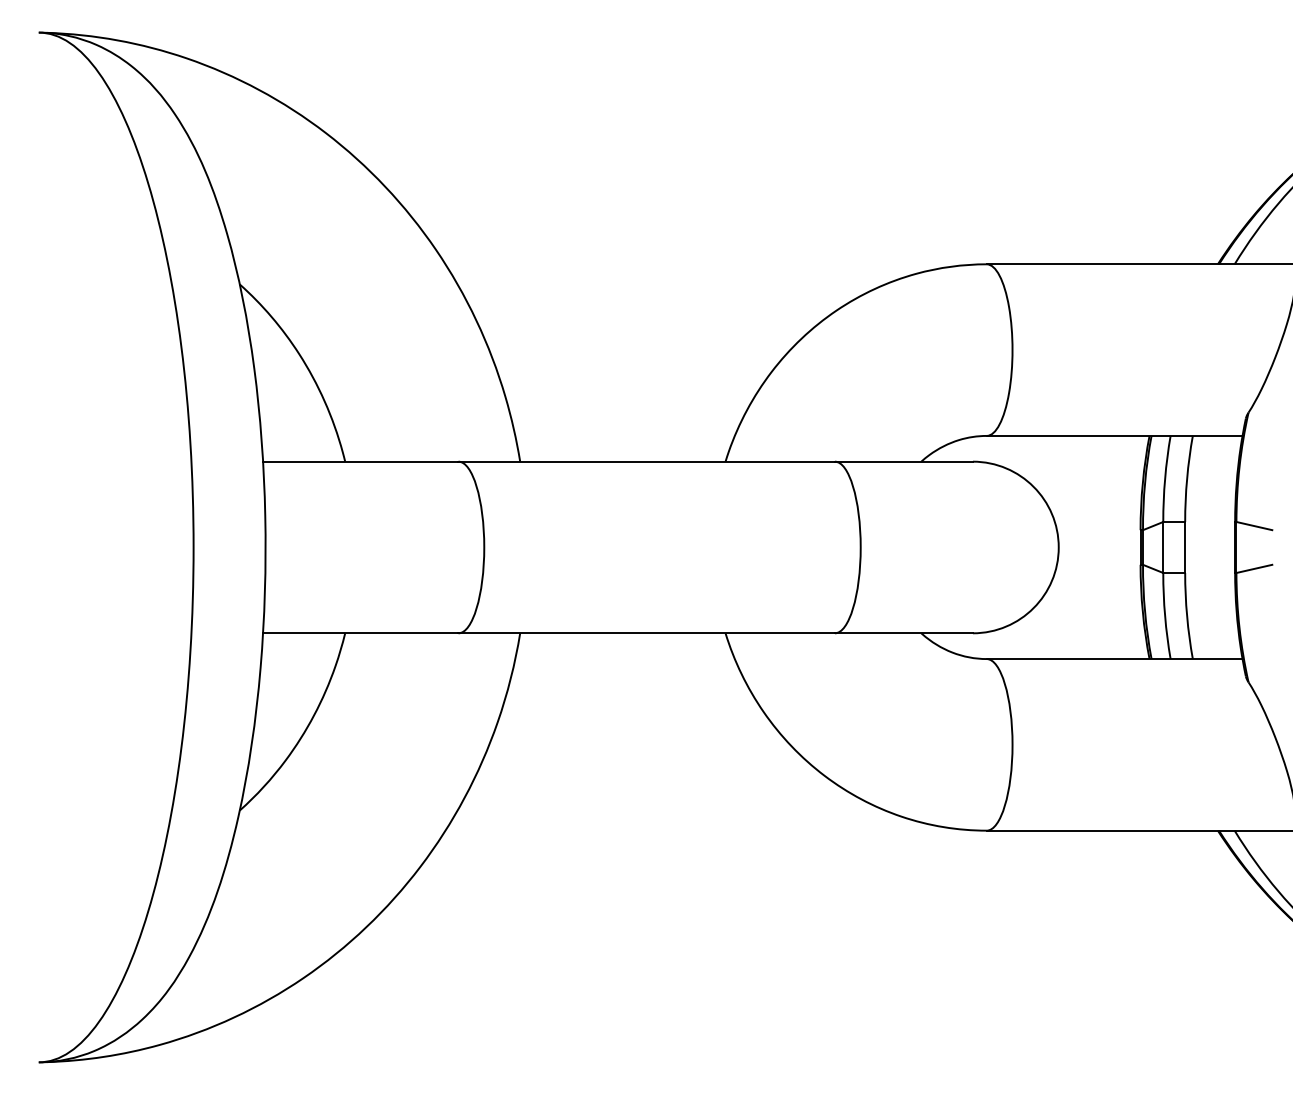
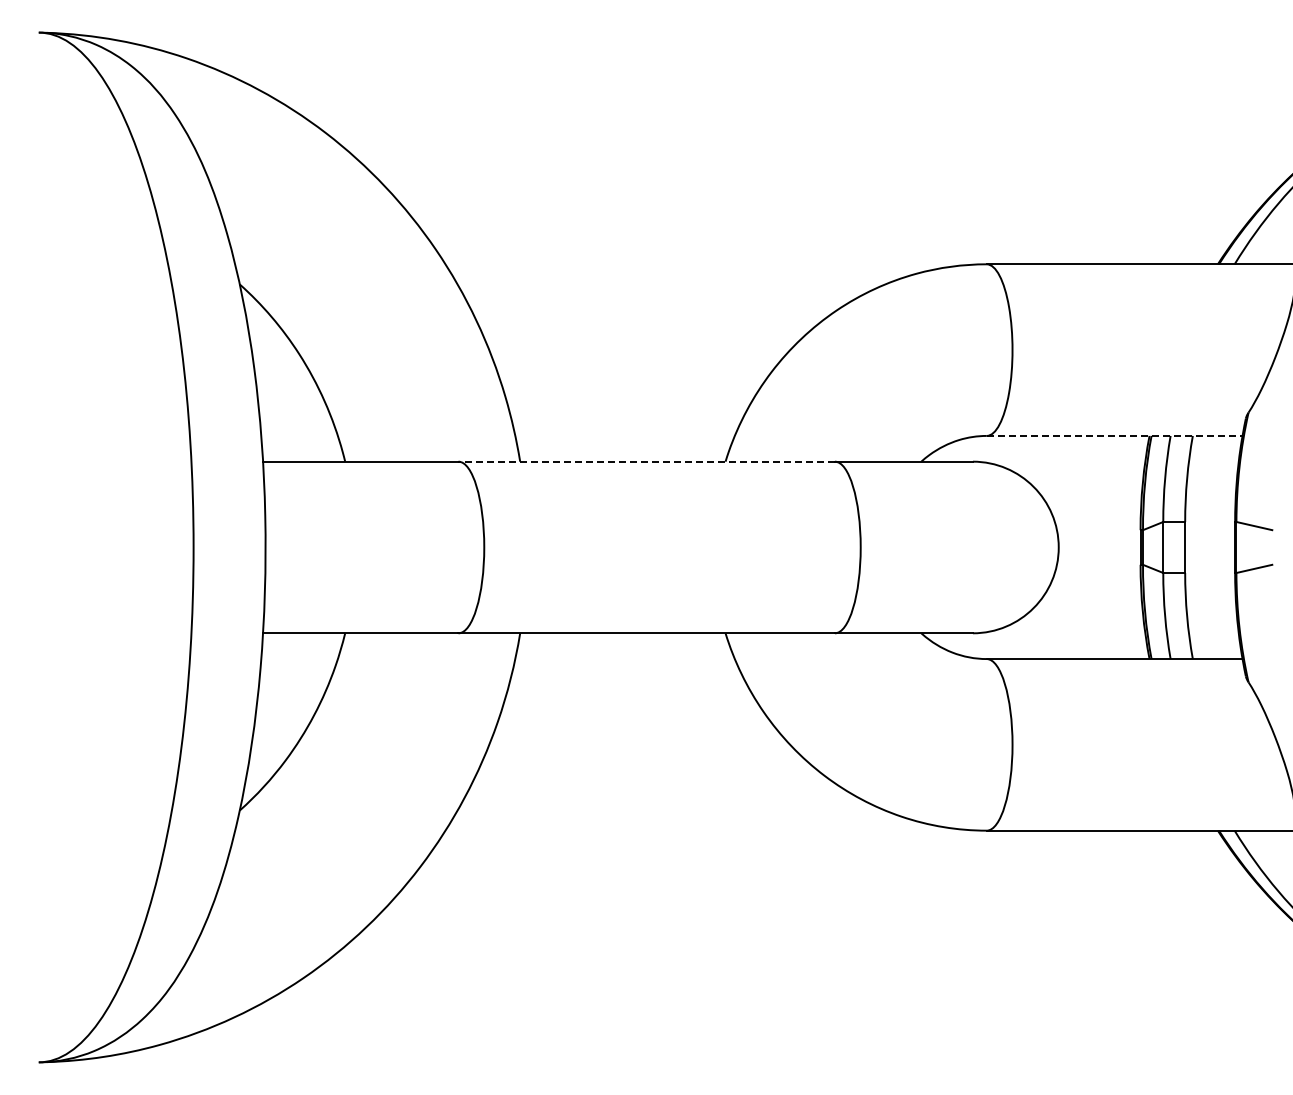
line: solid -> dashed (1114, 435)
line: solid -> dashed (646, 461)
